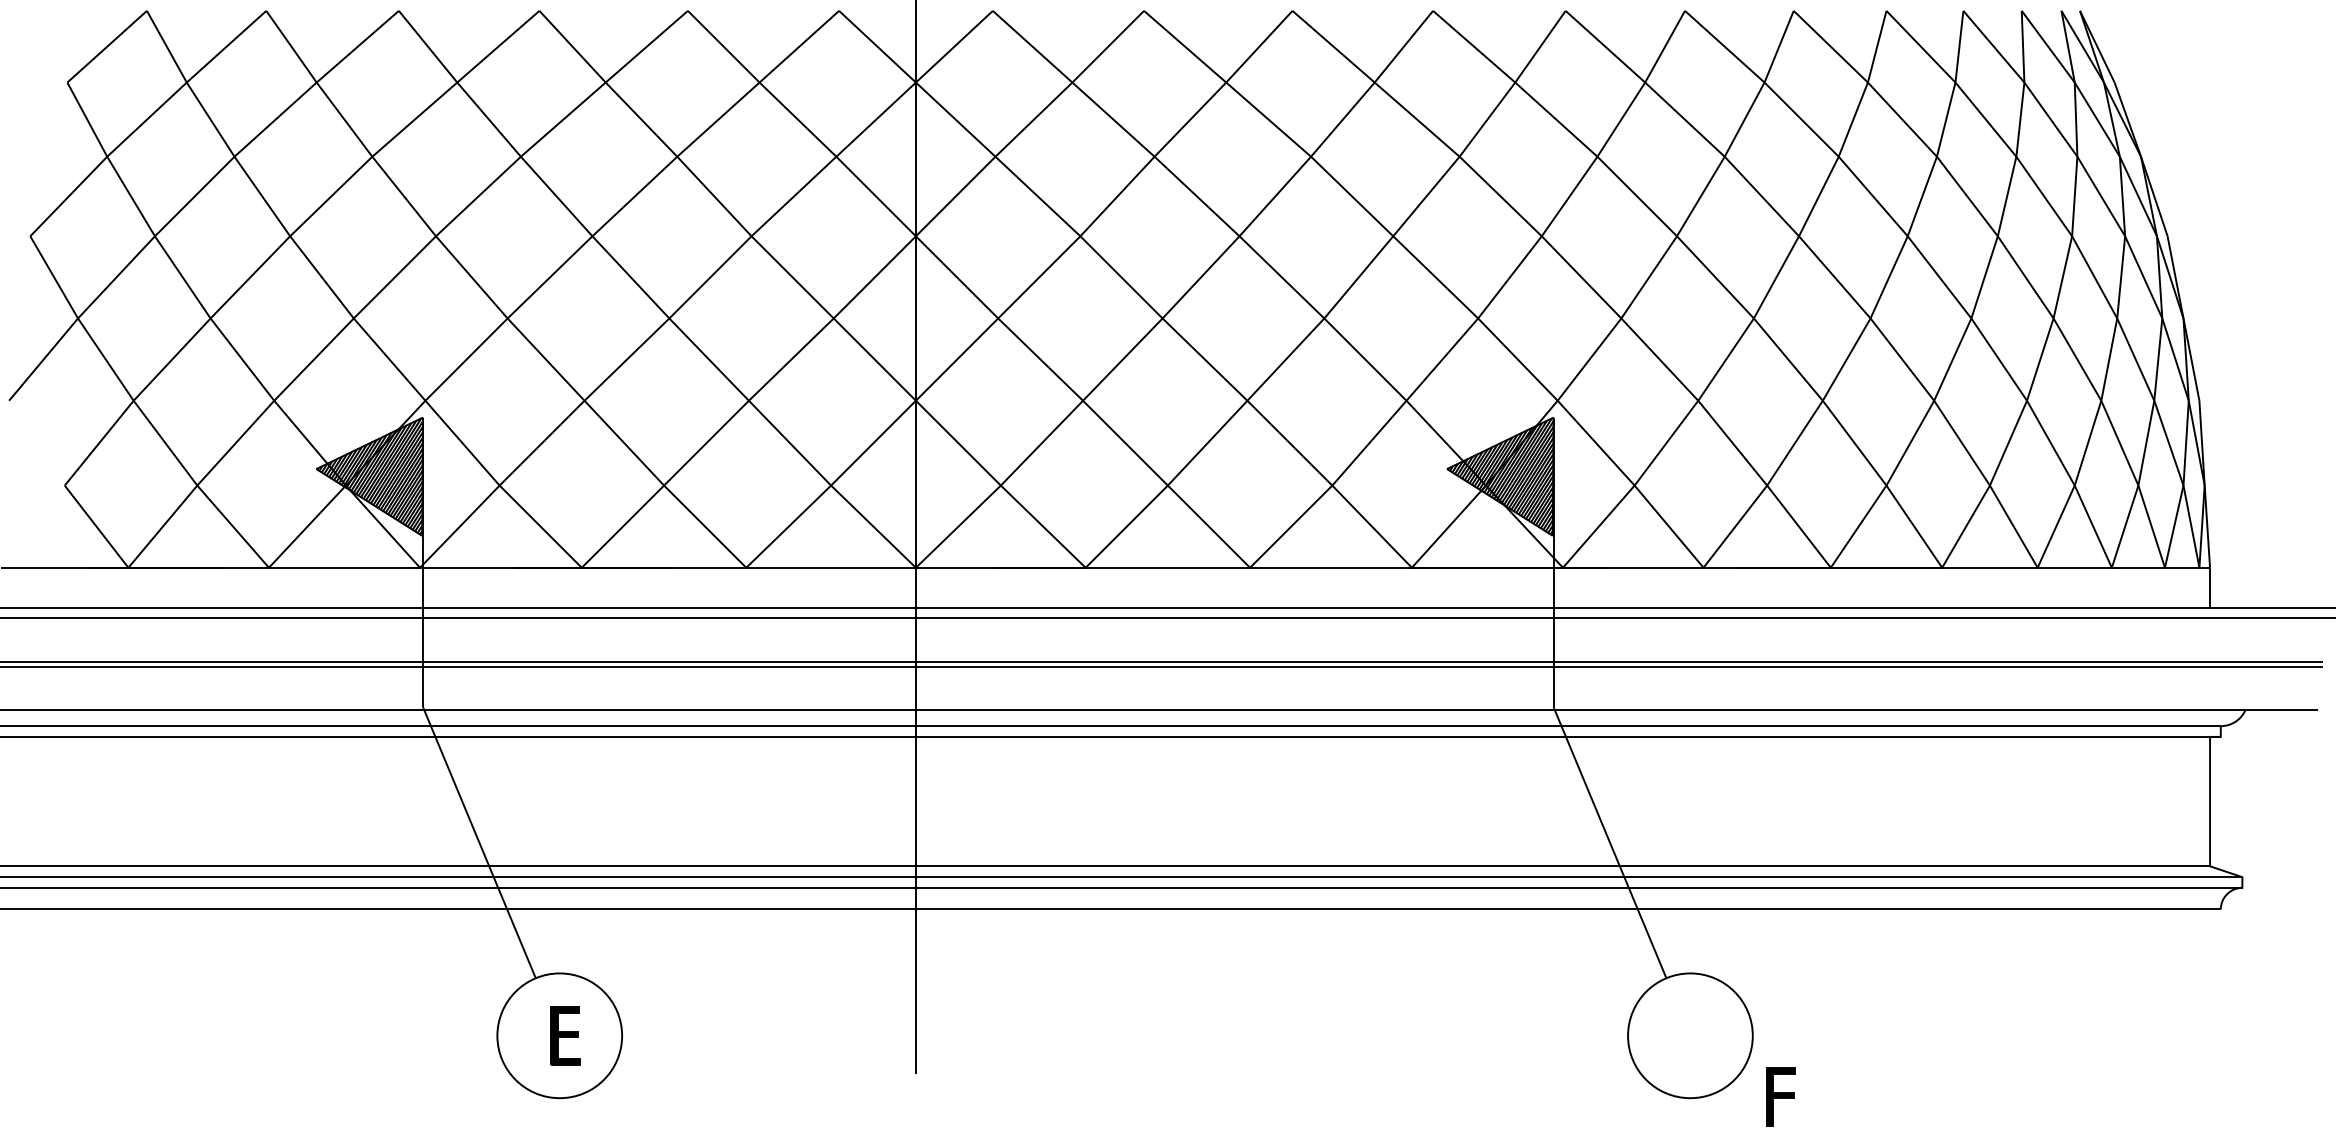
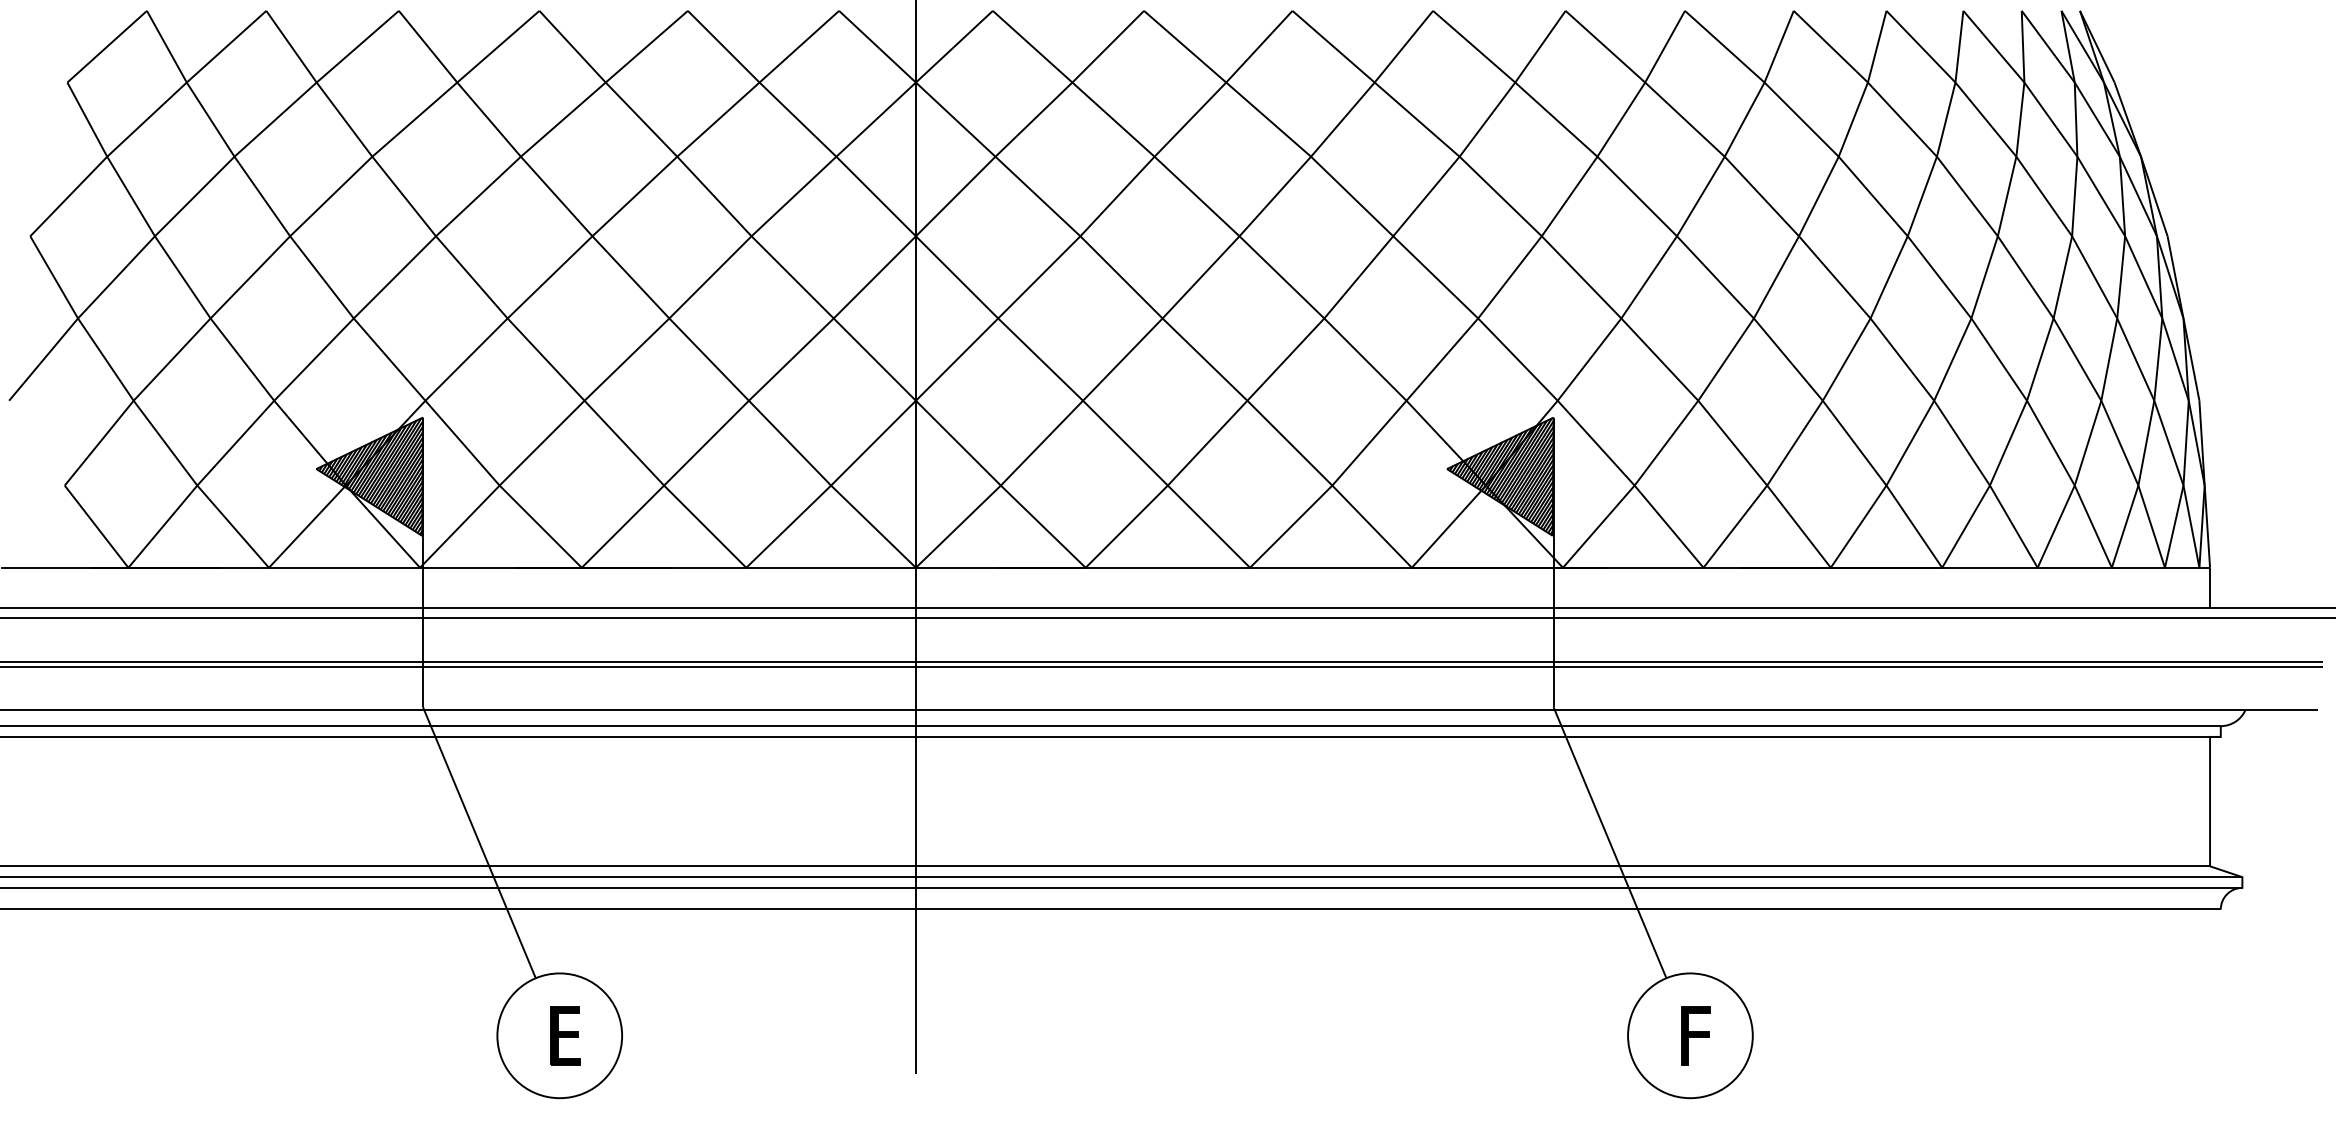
part position: (1780, 1096) -> (1695, 1035) (1695, 1035)
